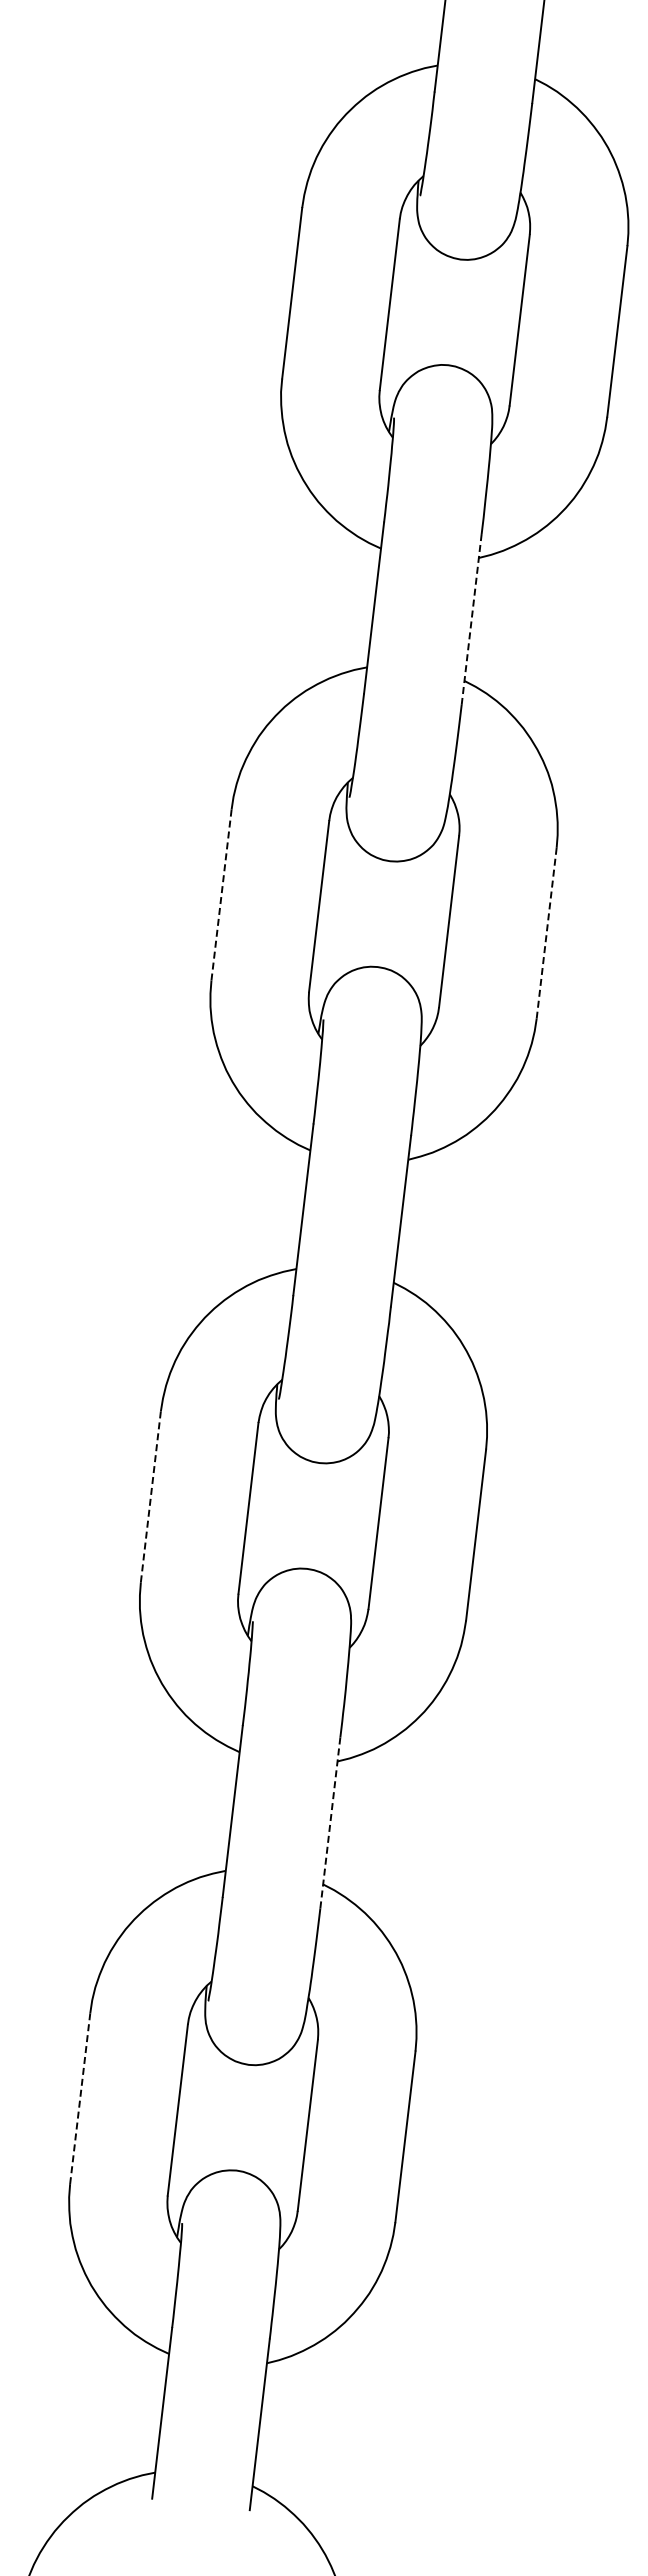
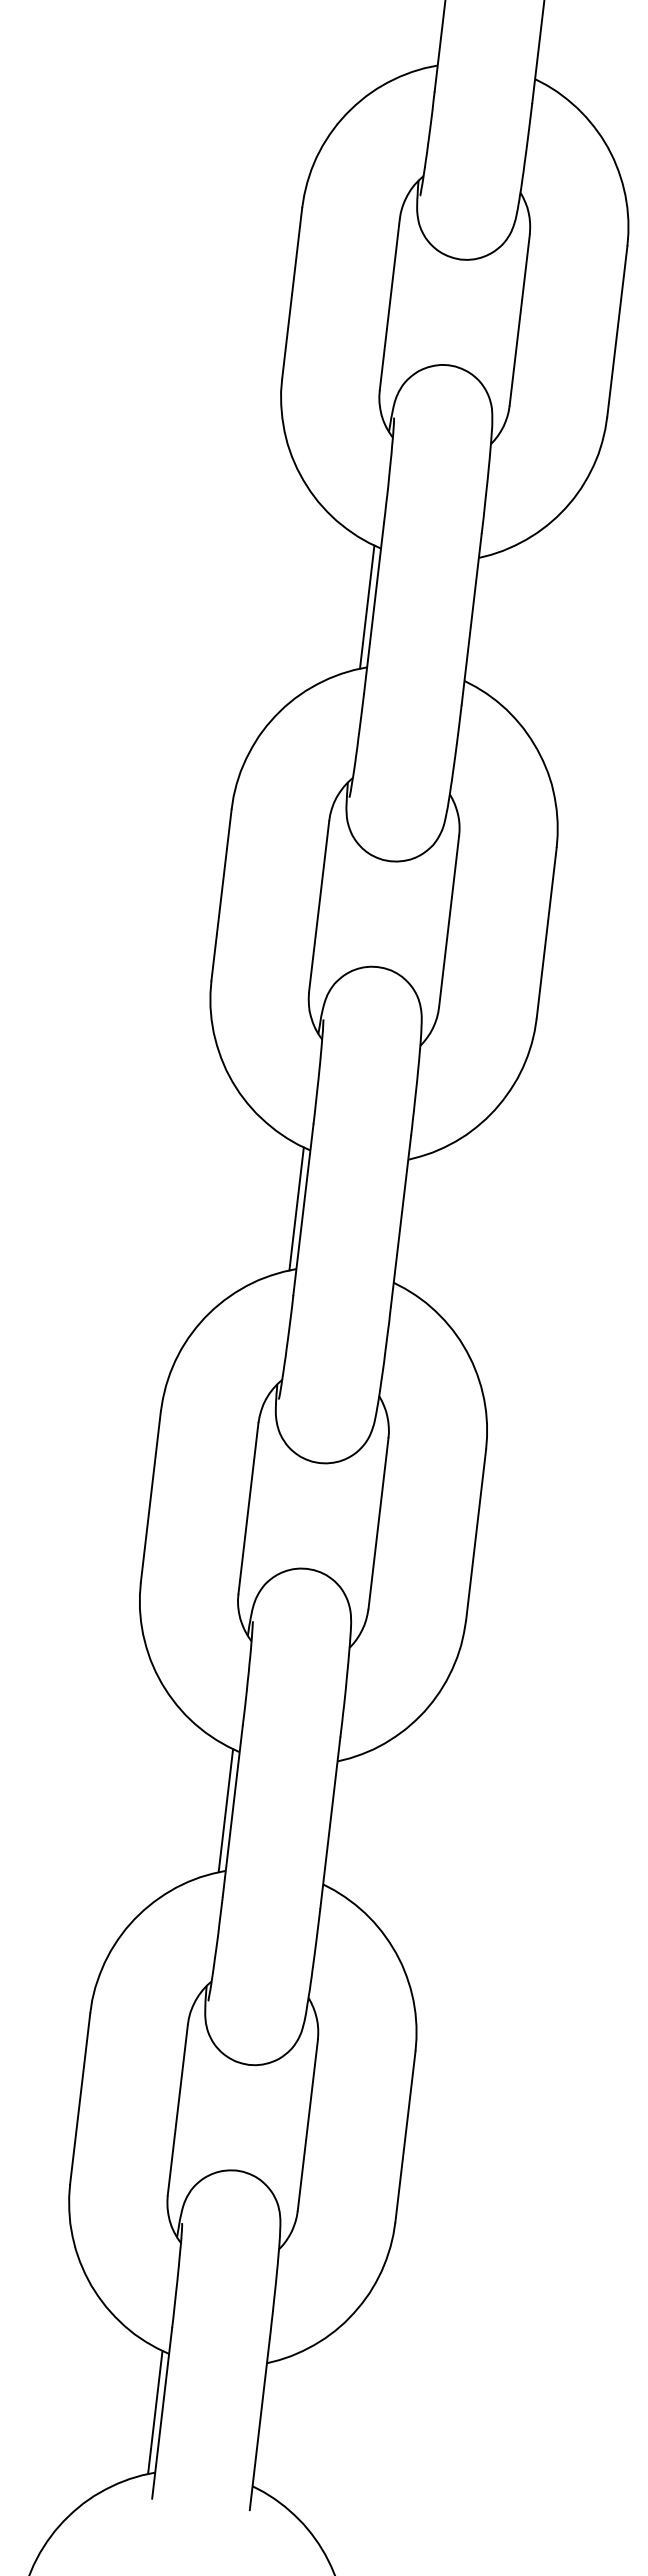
line: none -> present (367, 606)
line: dashed -> solid (471, 619)
line: dashed -> solid (221, 895)
line: dashed -> solid (546, 933)
line: none -> present (296, 1208)
line: dashed -> solid (150, 1496)
line: none -> present (225, 1810)
line: dashed -> solid (330, 1822)
line: dashed -> solid (80, 2098)
line: none -> present (155, 2411)
